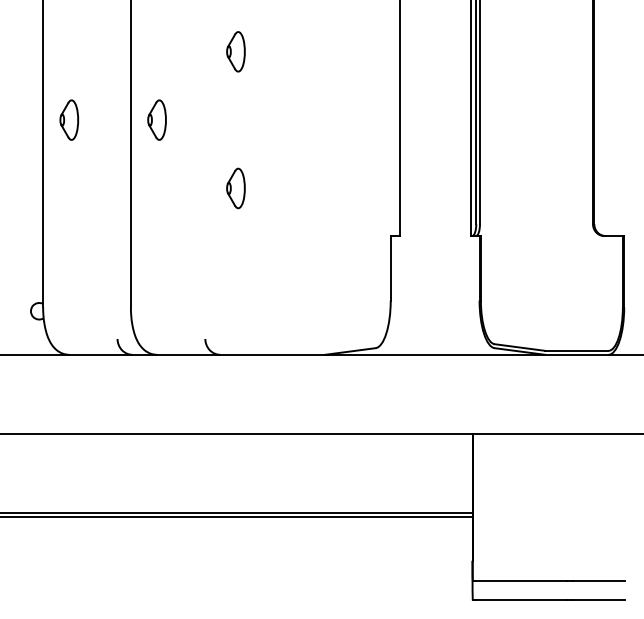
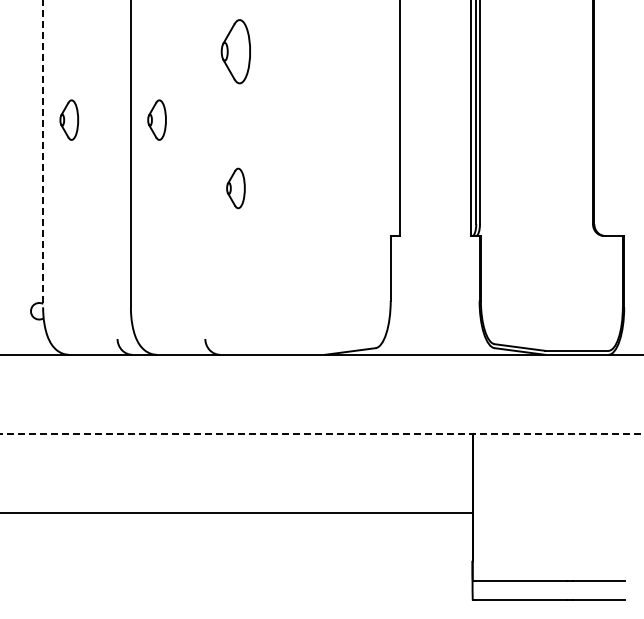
part size: 20x42 px -> 31x66 px (235, 51)
line: solid -> dashed (43, 154)
line: solid -> dashed (322, 434)
line: present -> none (237, 517)
